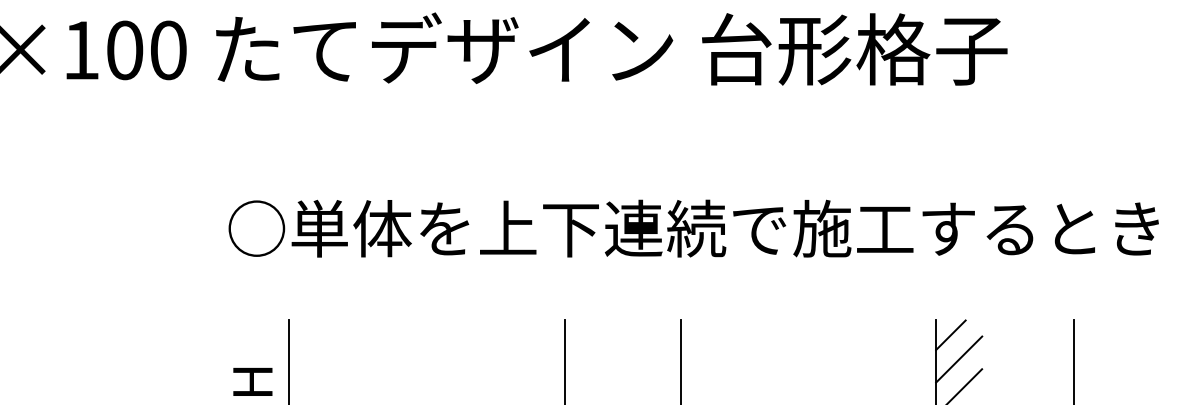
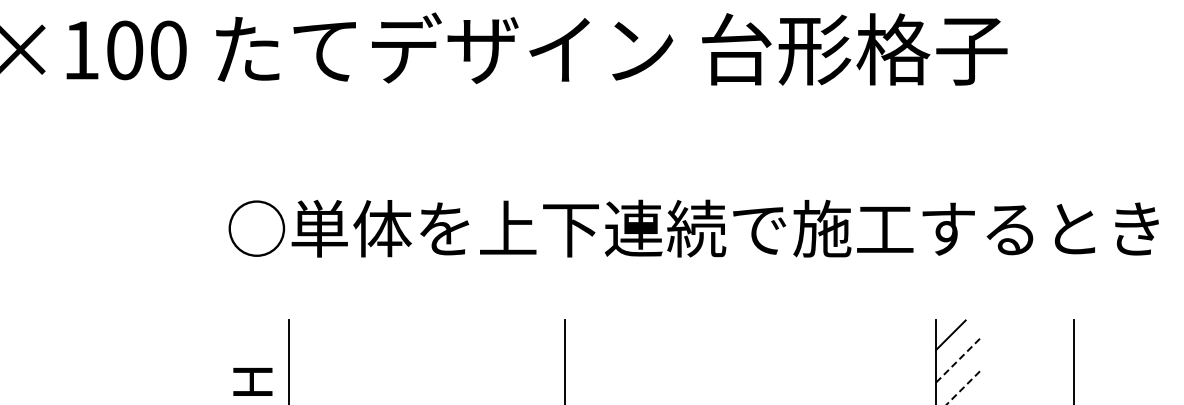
line: solid -> dashed (959, 359)
line: present -> none (680, 360)
line: solid -> dashed (964, 386)
